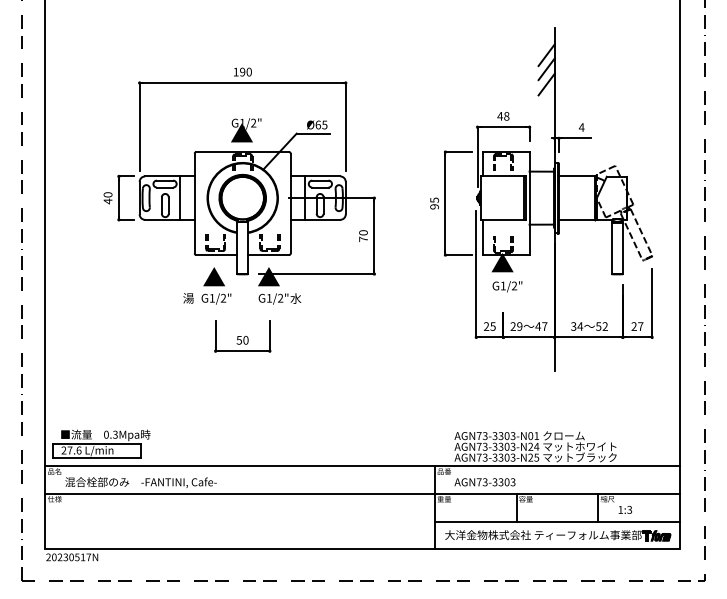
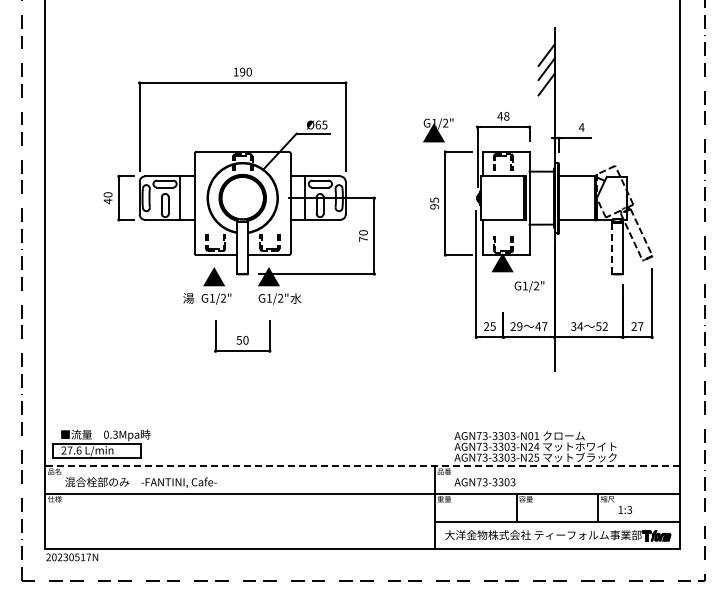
text position: (246, 130) -> (438, 130) (438, 130)
line: solid -> dashed (612, 248)
text position: (507, 286) -> (529, 286) (529, 286)
line: solid -> dashed (362, 466)
